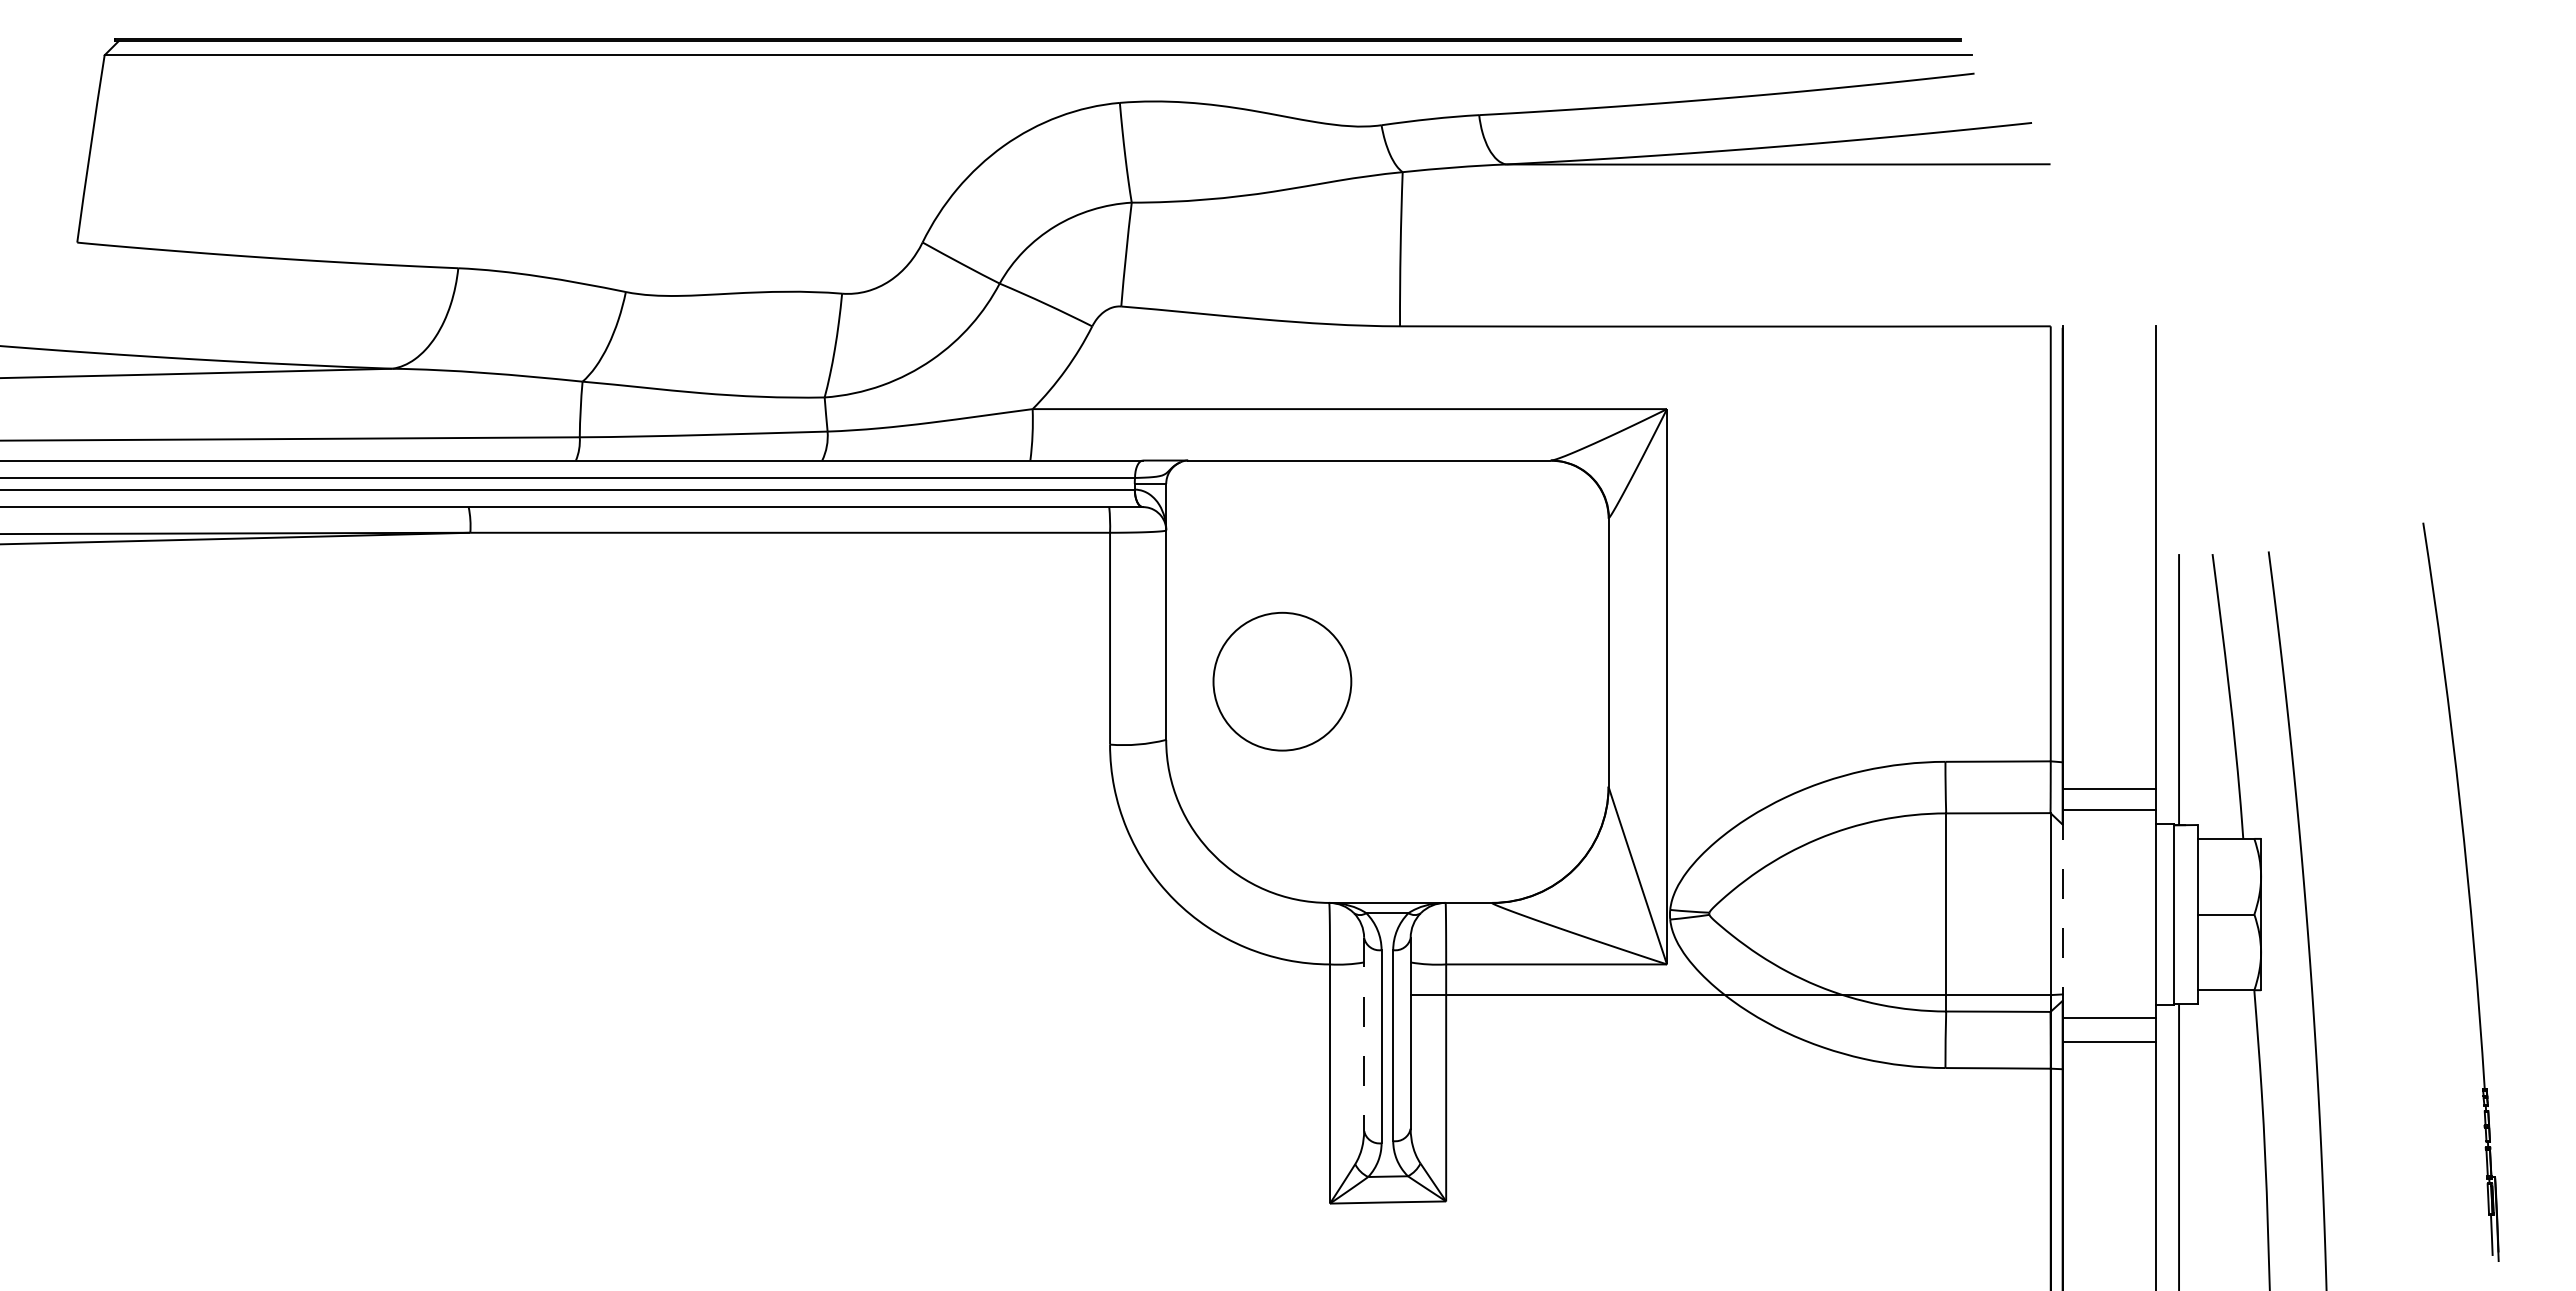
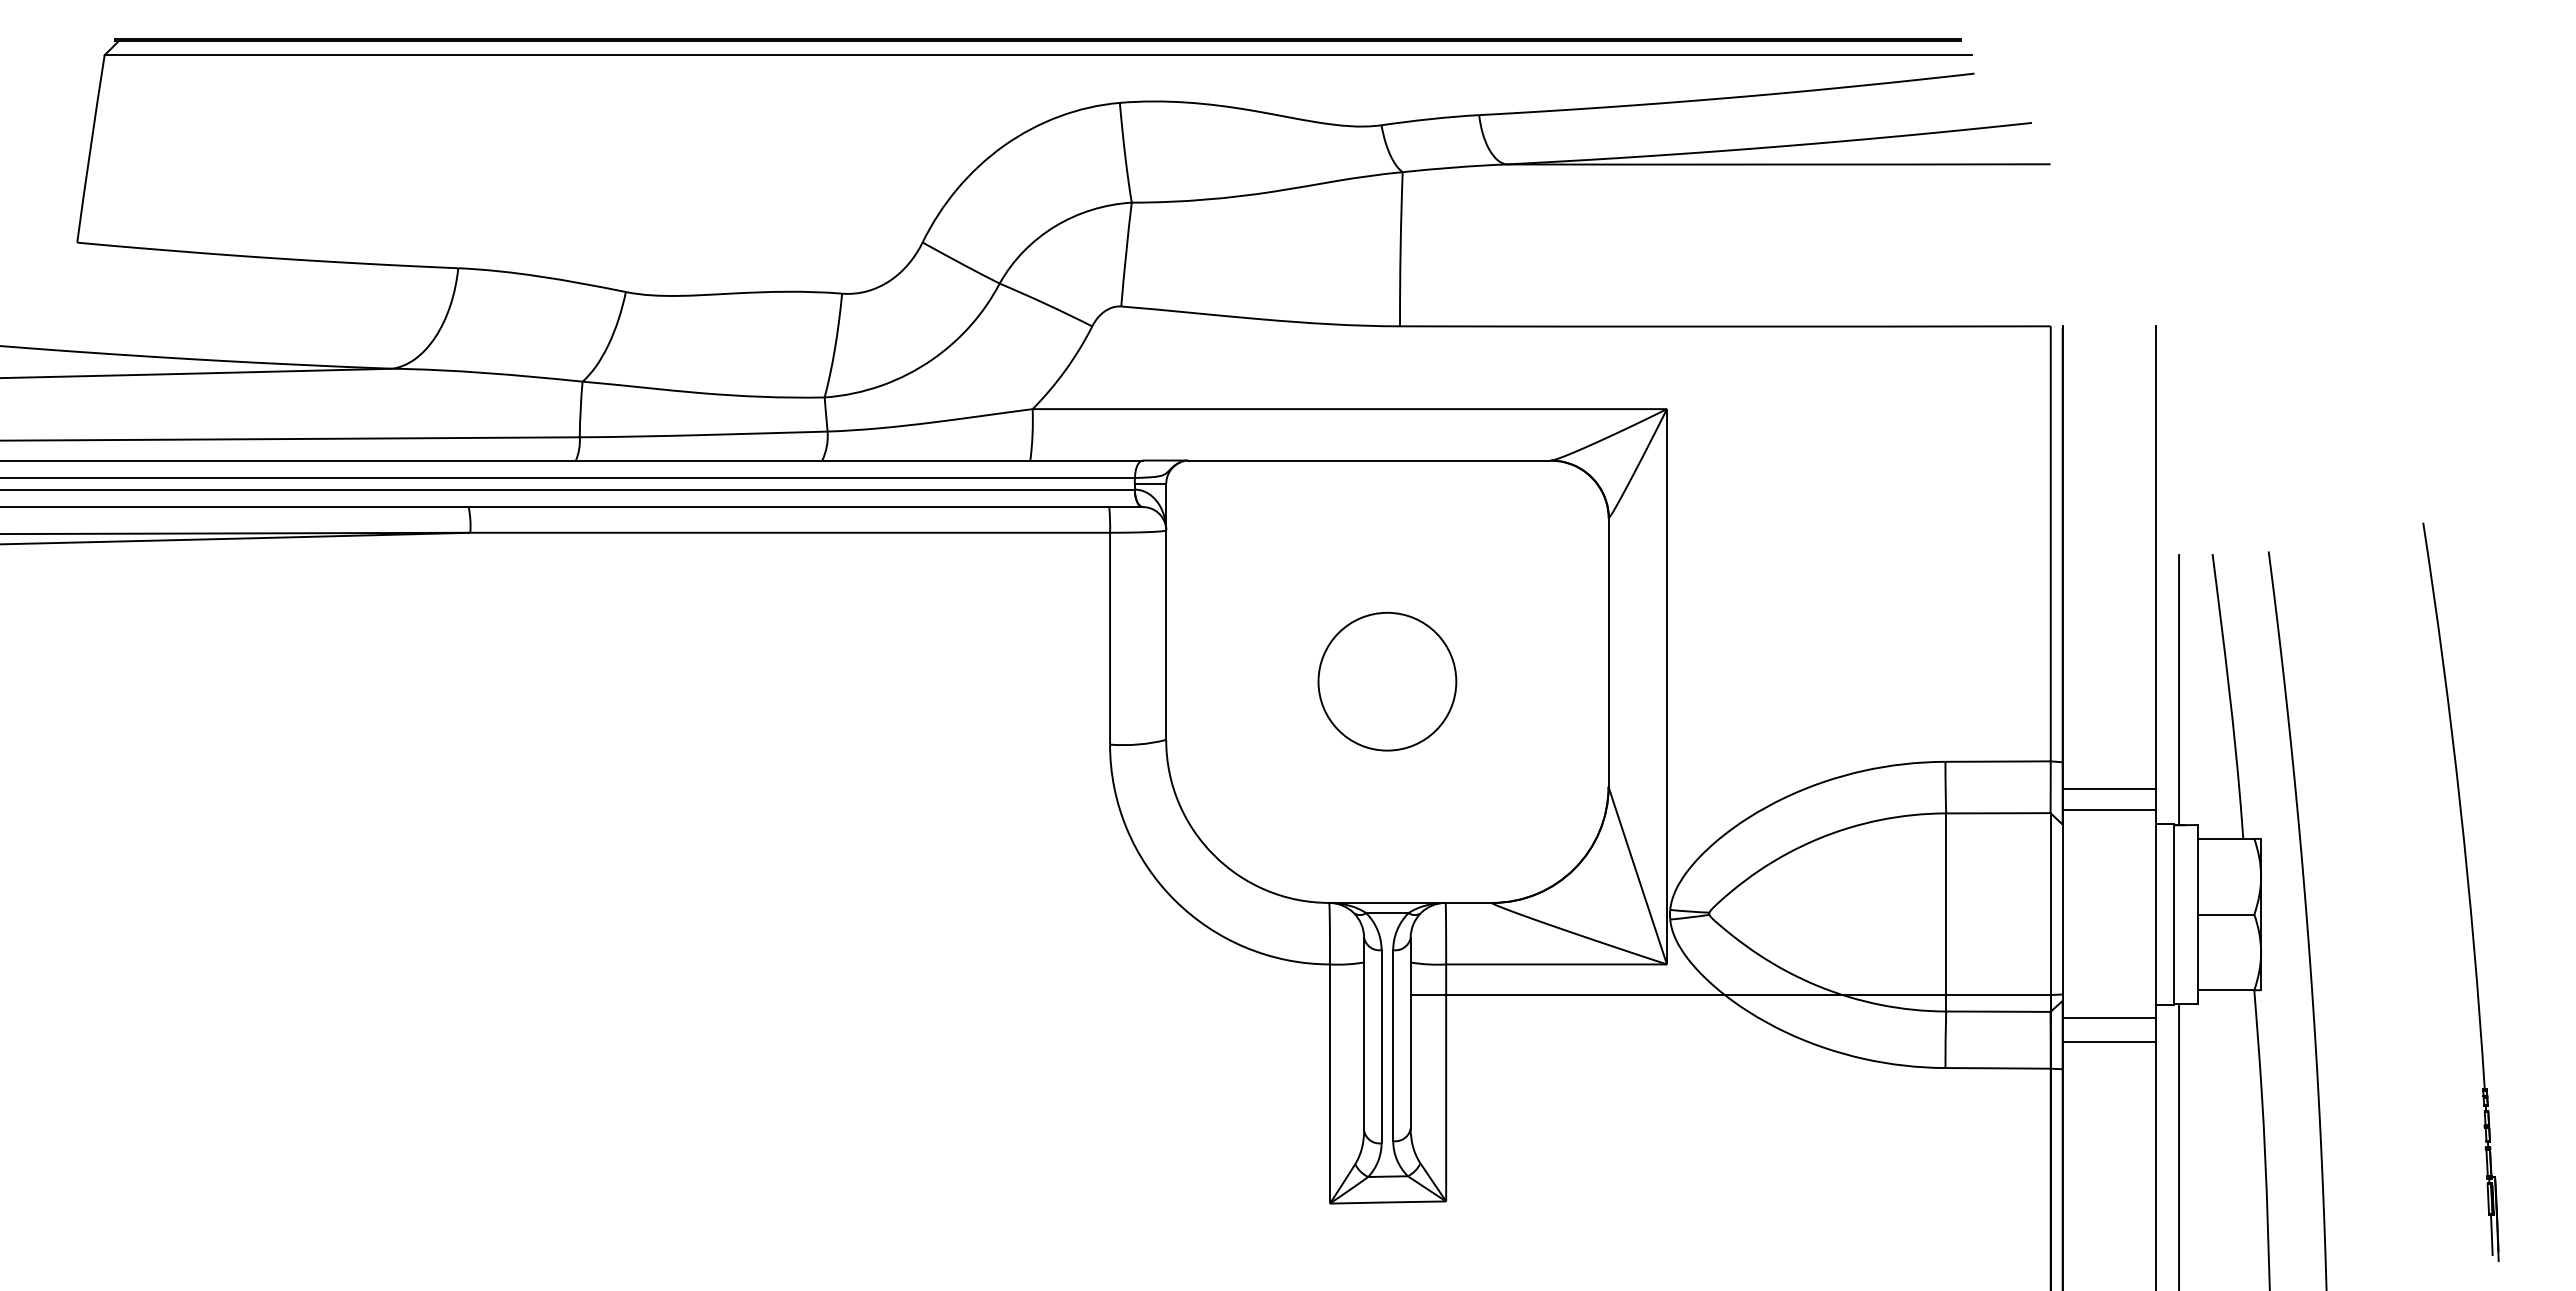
circle position: (1282, 681) -> (1387, 681) (1387, 681)
line: dashed -> solid (2062, 913)
line: dashed -> solid (1364, 1034)
